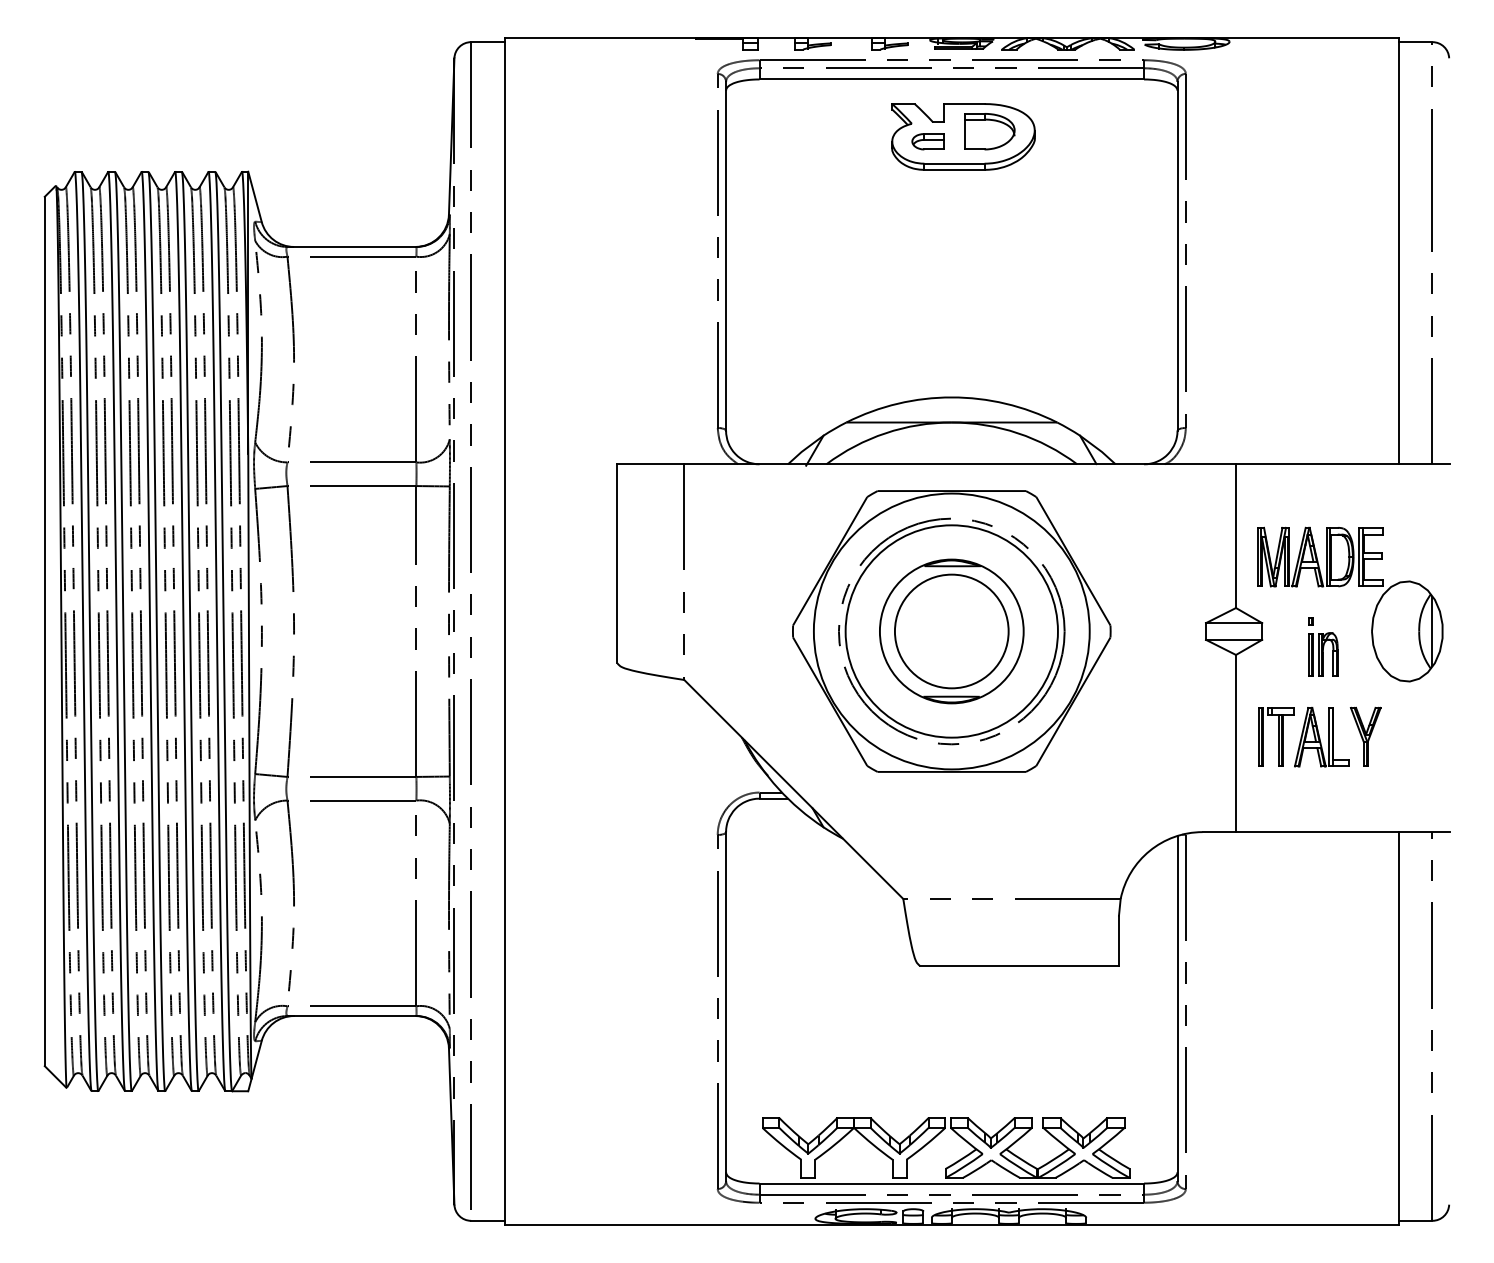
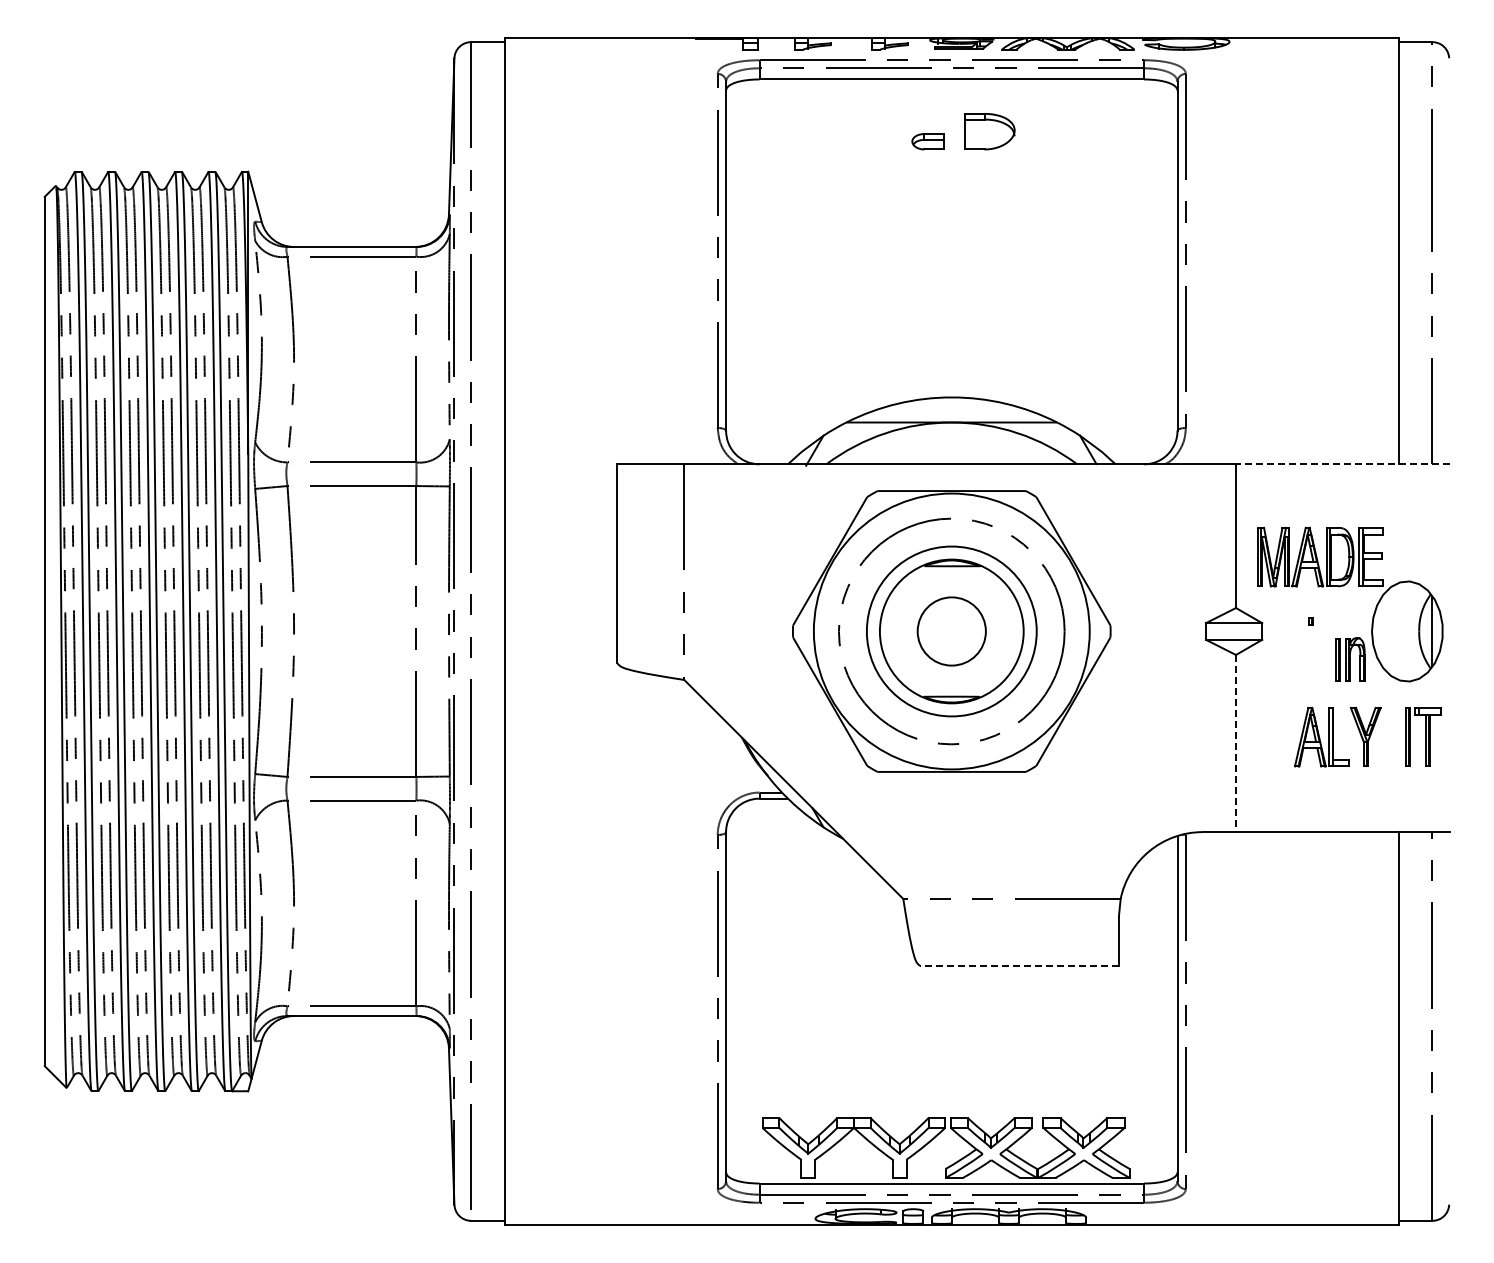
part: present -> none (963, 136)
line: solid -> dashed (1342, 464)
circle diameter: 114 px -> 68 px (951, 631)
circle diameter: 212 px -> 170 px (951, 631)
part position: (1323, 654) -> (1350, 659) (1350, 659)
part position: (1276, 736) -> (1423, 736) (1423, 736)
line: solid -> dashed (1236, 743)
line: solid -> dashed (1019, 965)
